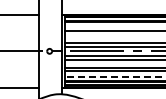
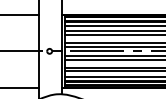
line: none -> present (113, 25)
line: none -> present (113, 34)
line: dashed -> solid (114, 76)
